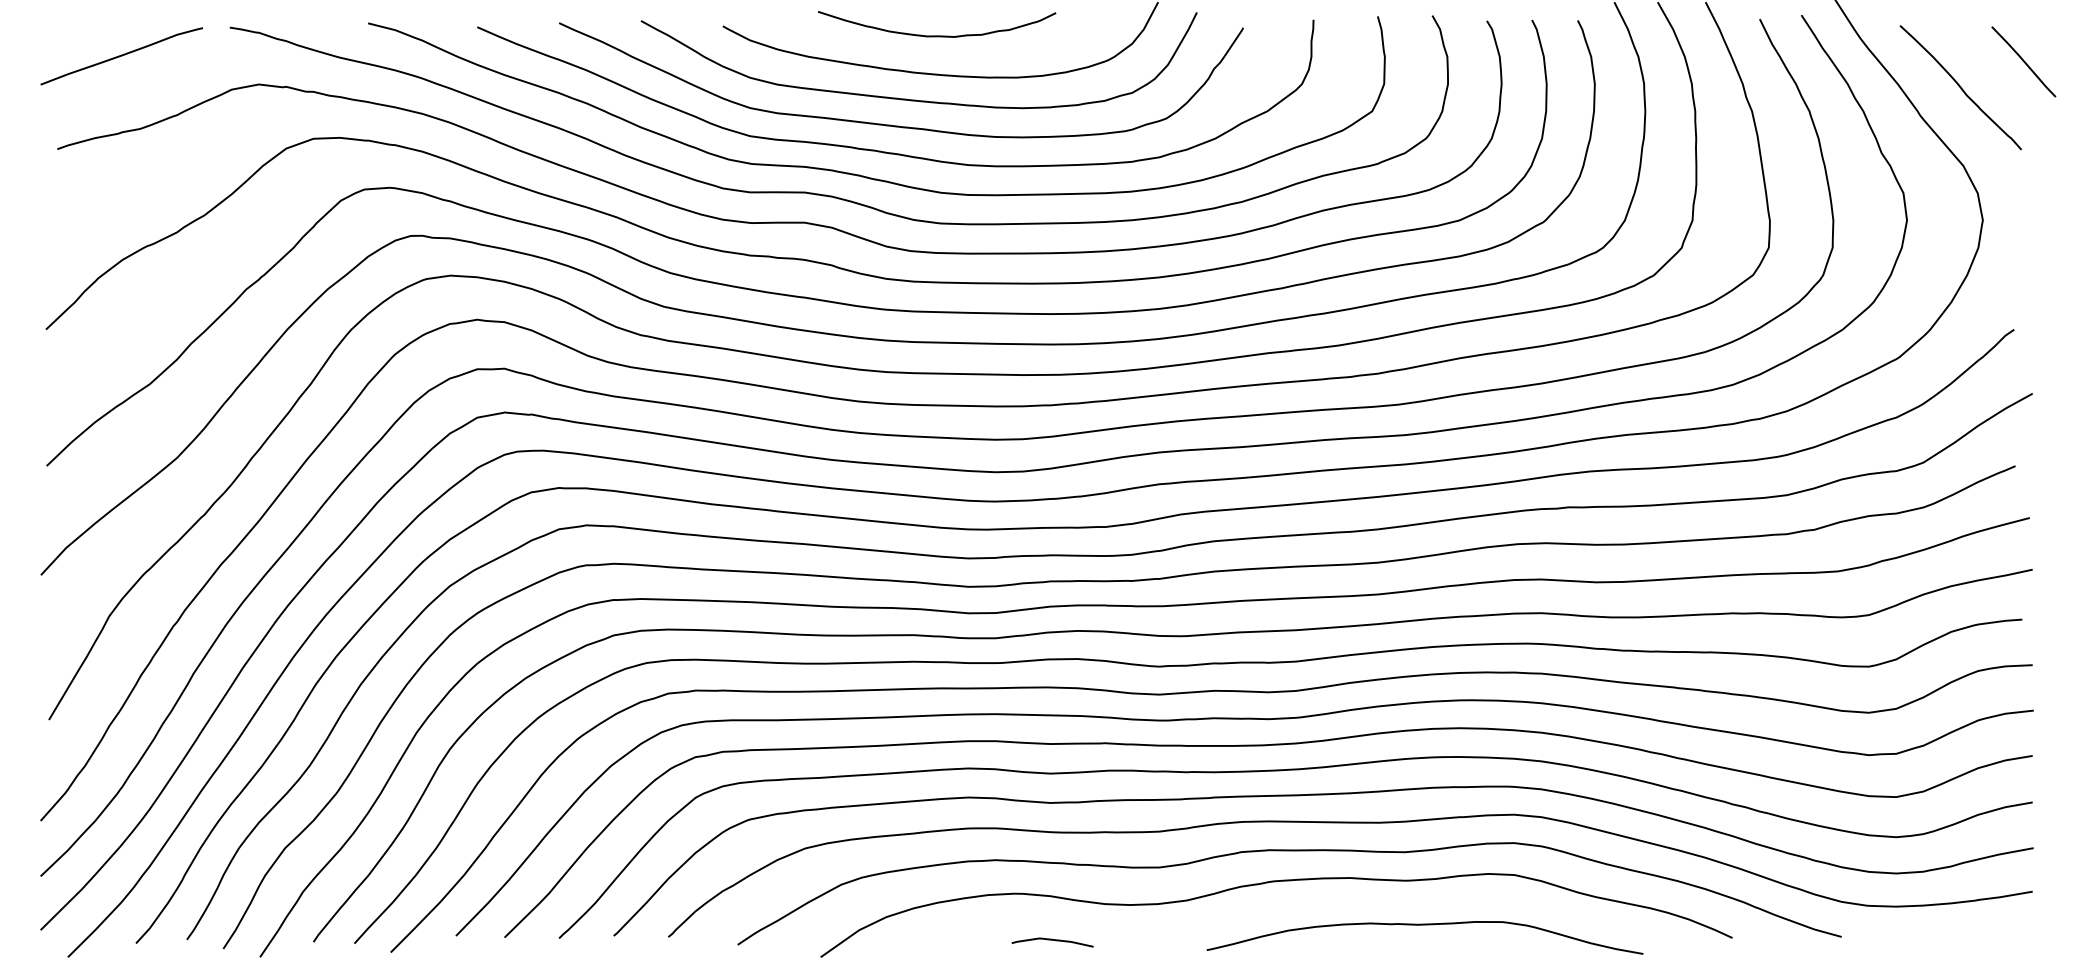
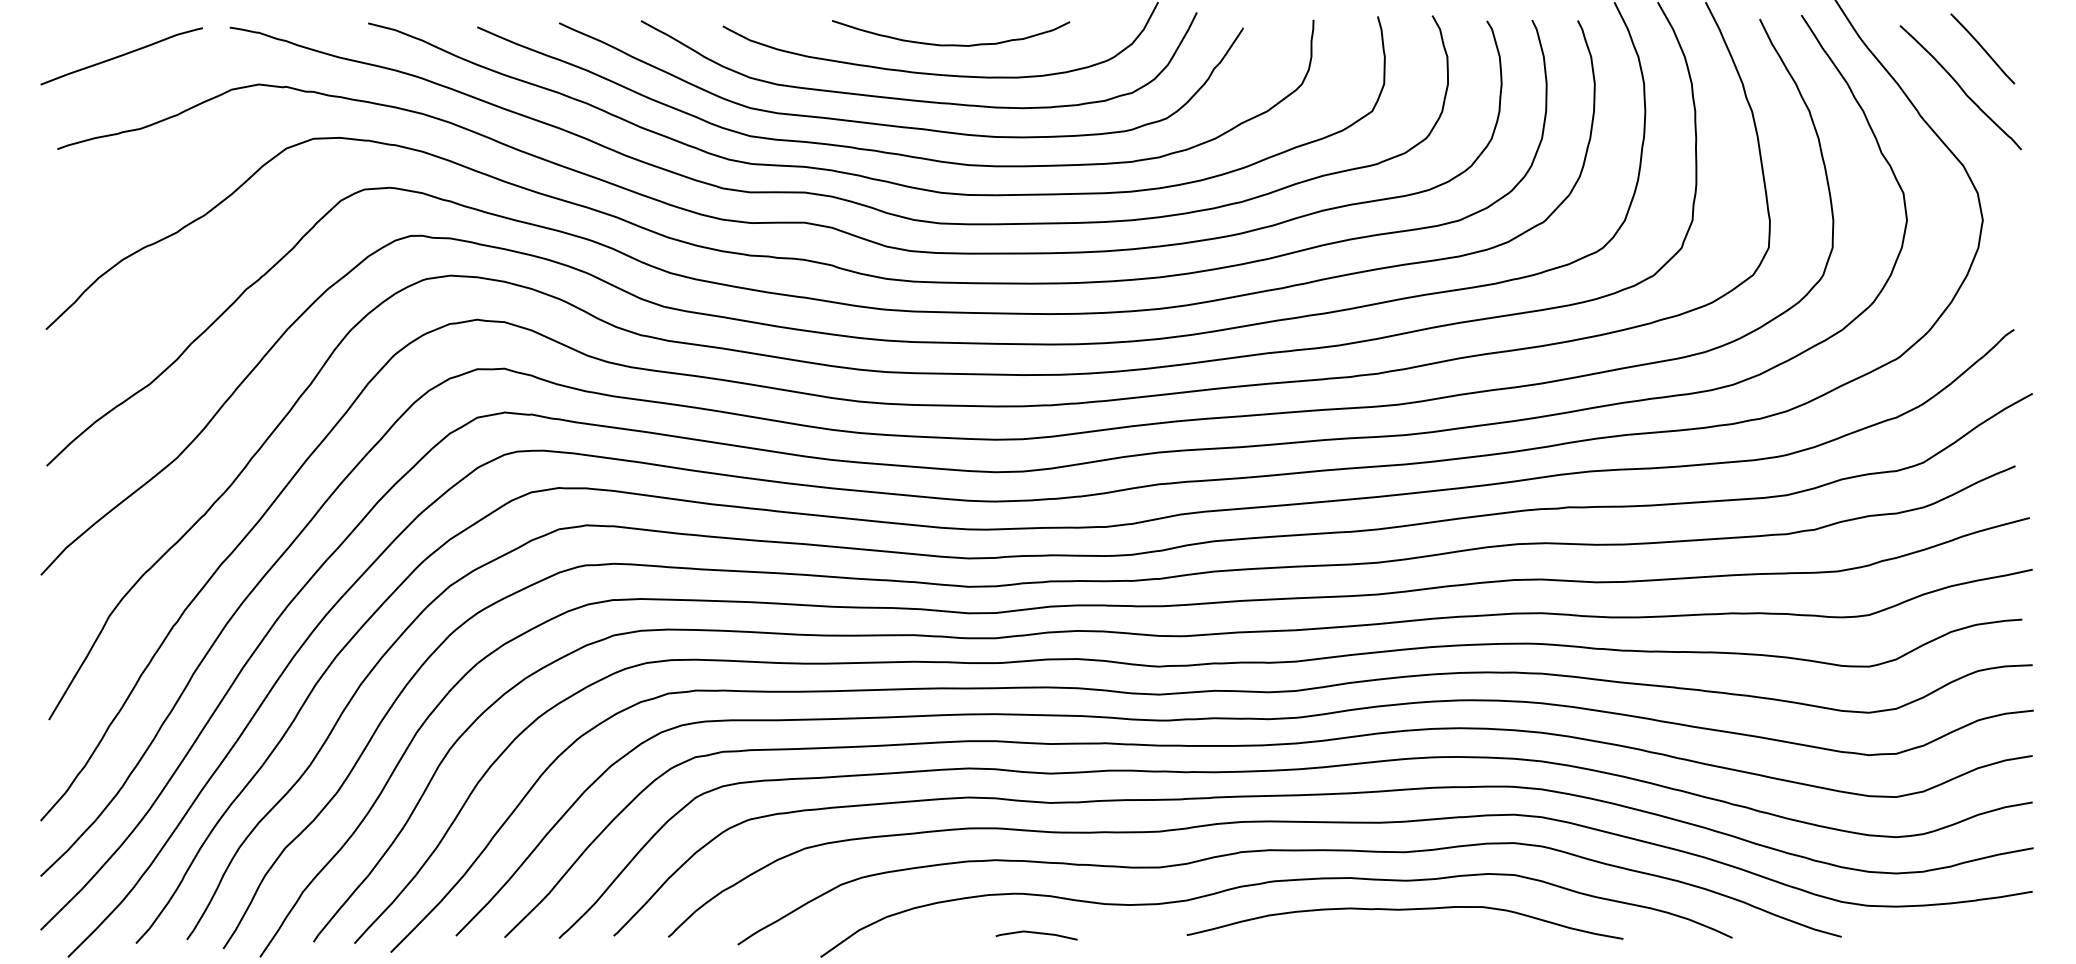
curve position: (937, 35) -> (951, 44) (951, 44)
line position: (2023, 61) -> (1982, 48) (1982, 48)
curve position: (1424, 925) -> (1404, 910) (1404, 910)
curve position: (1052, 940) -> (1036, 933) (1036, 933)
